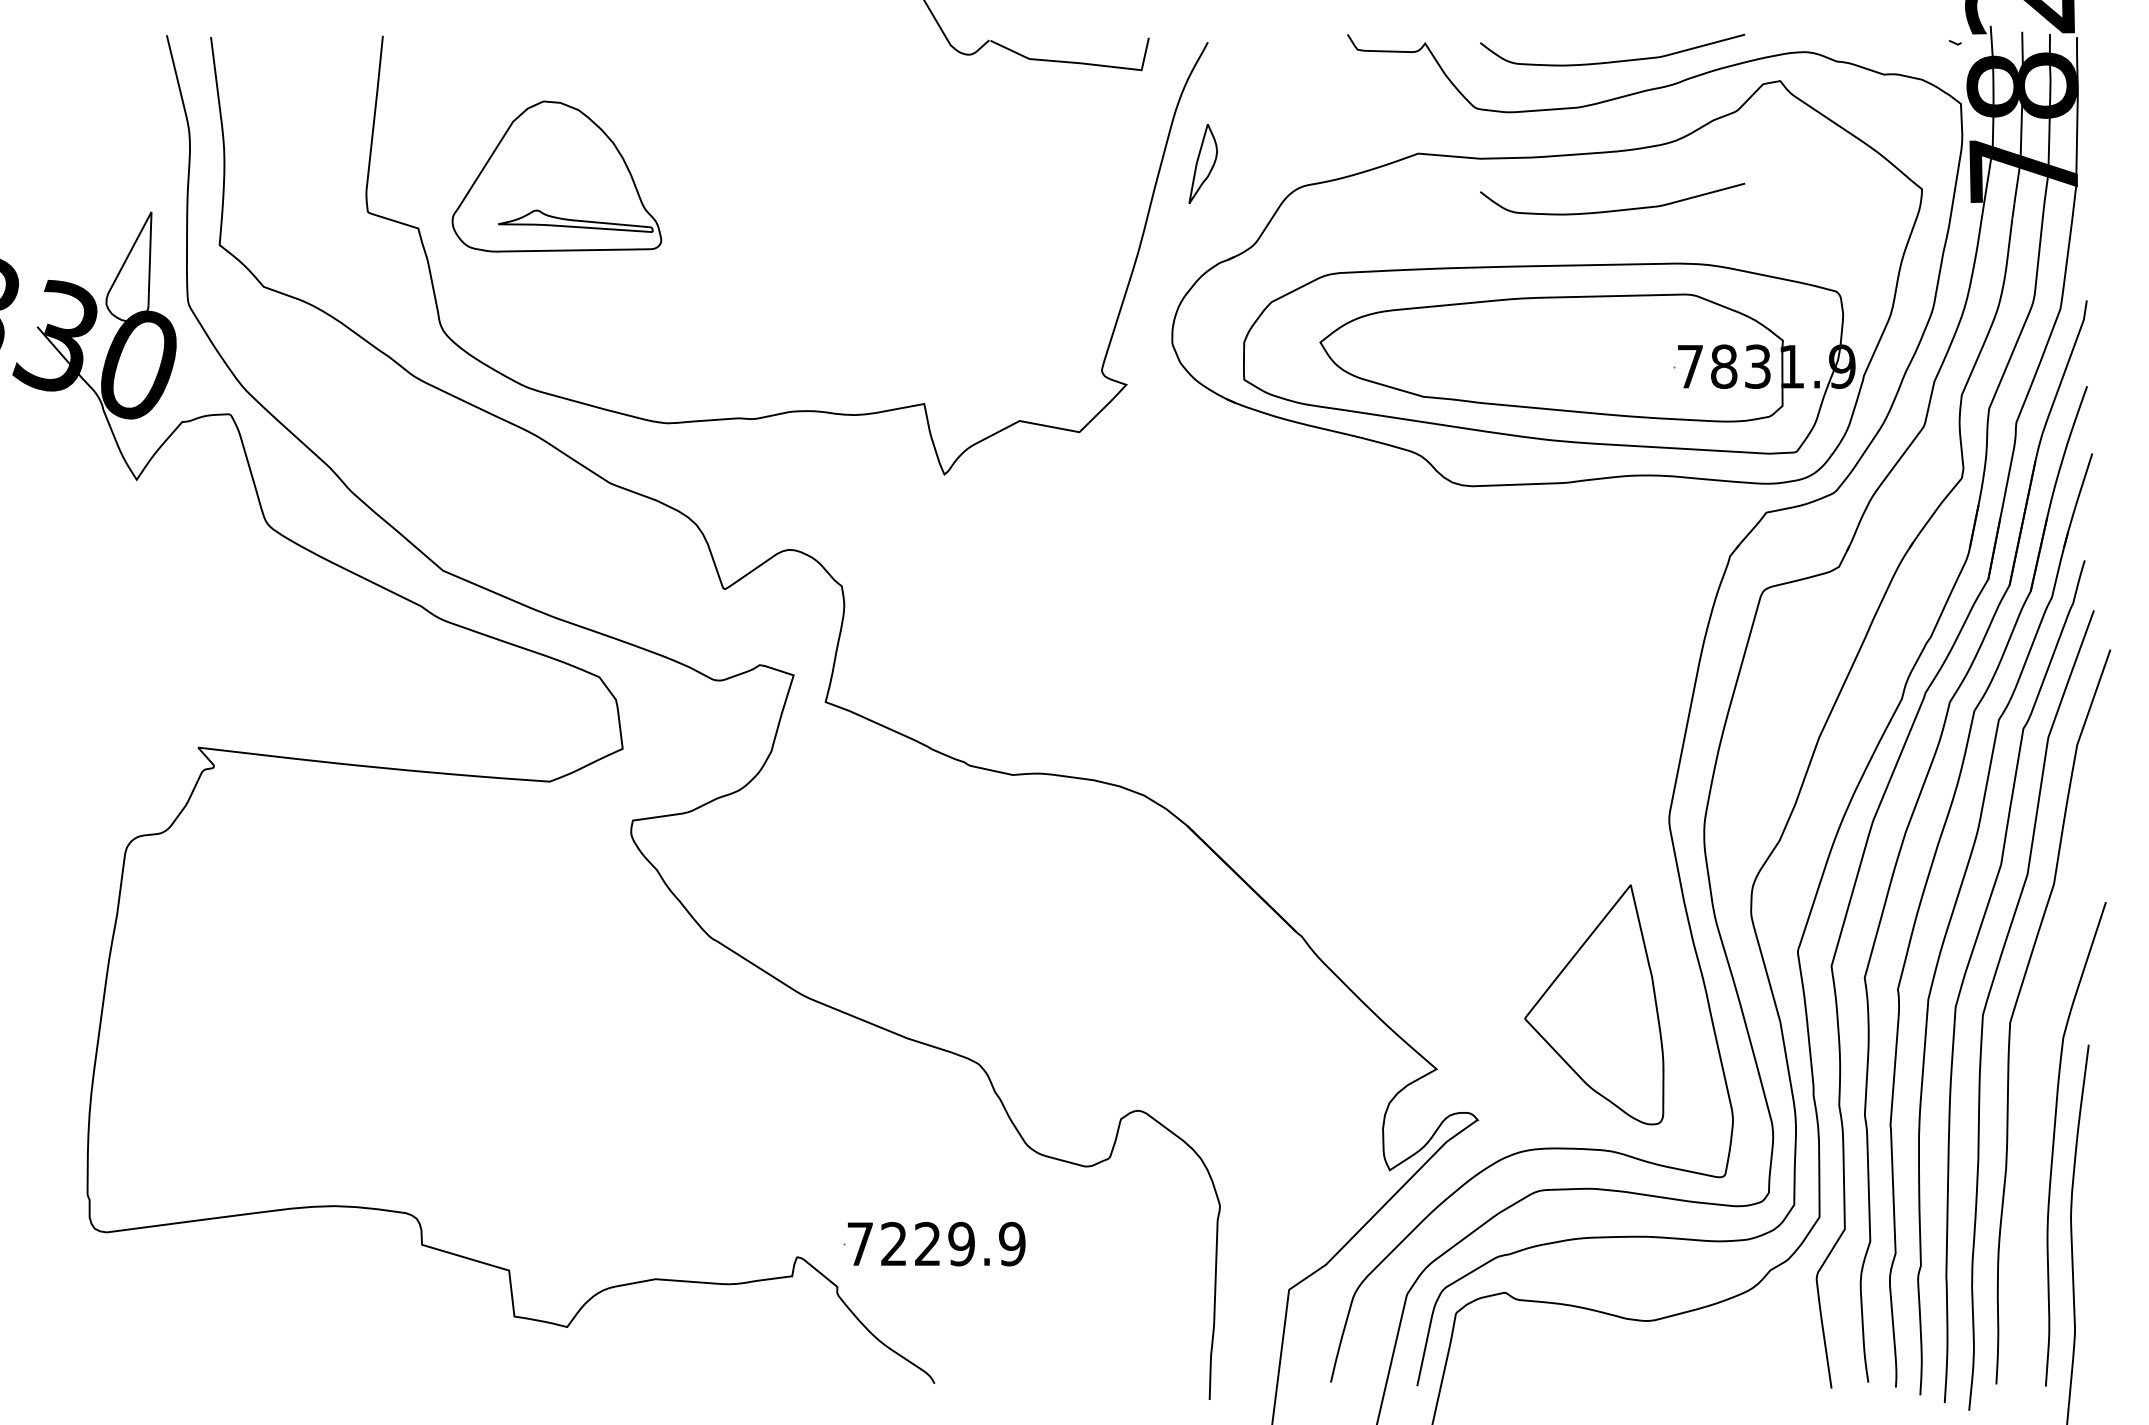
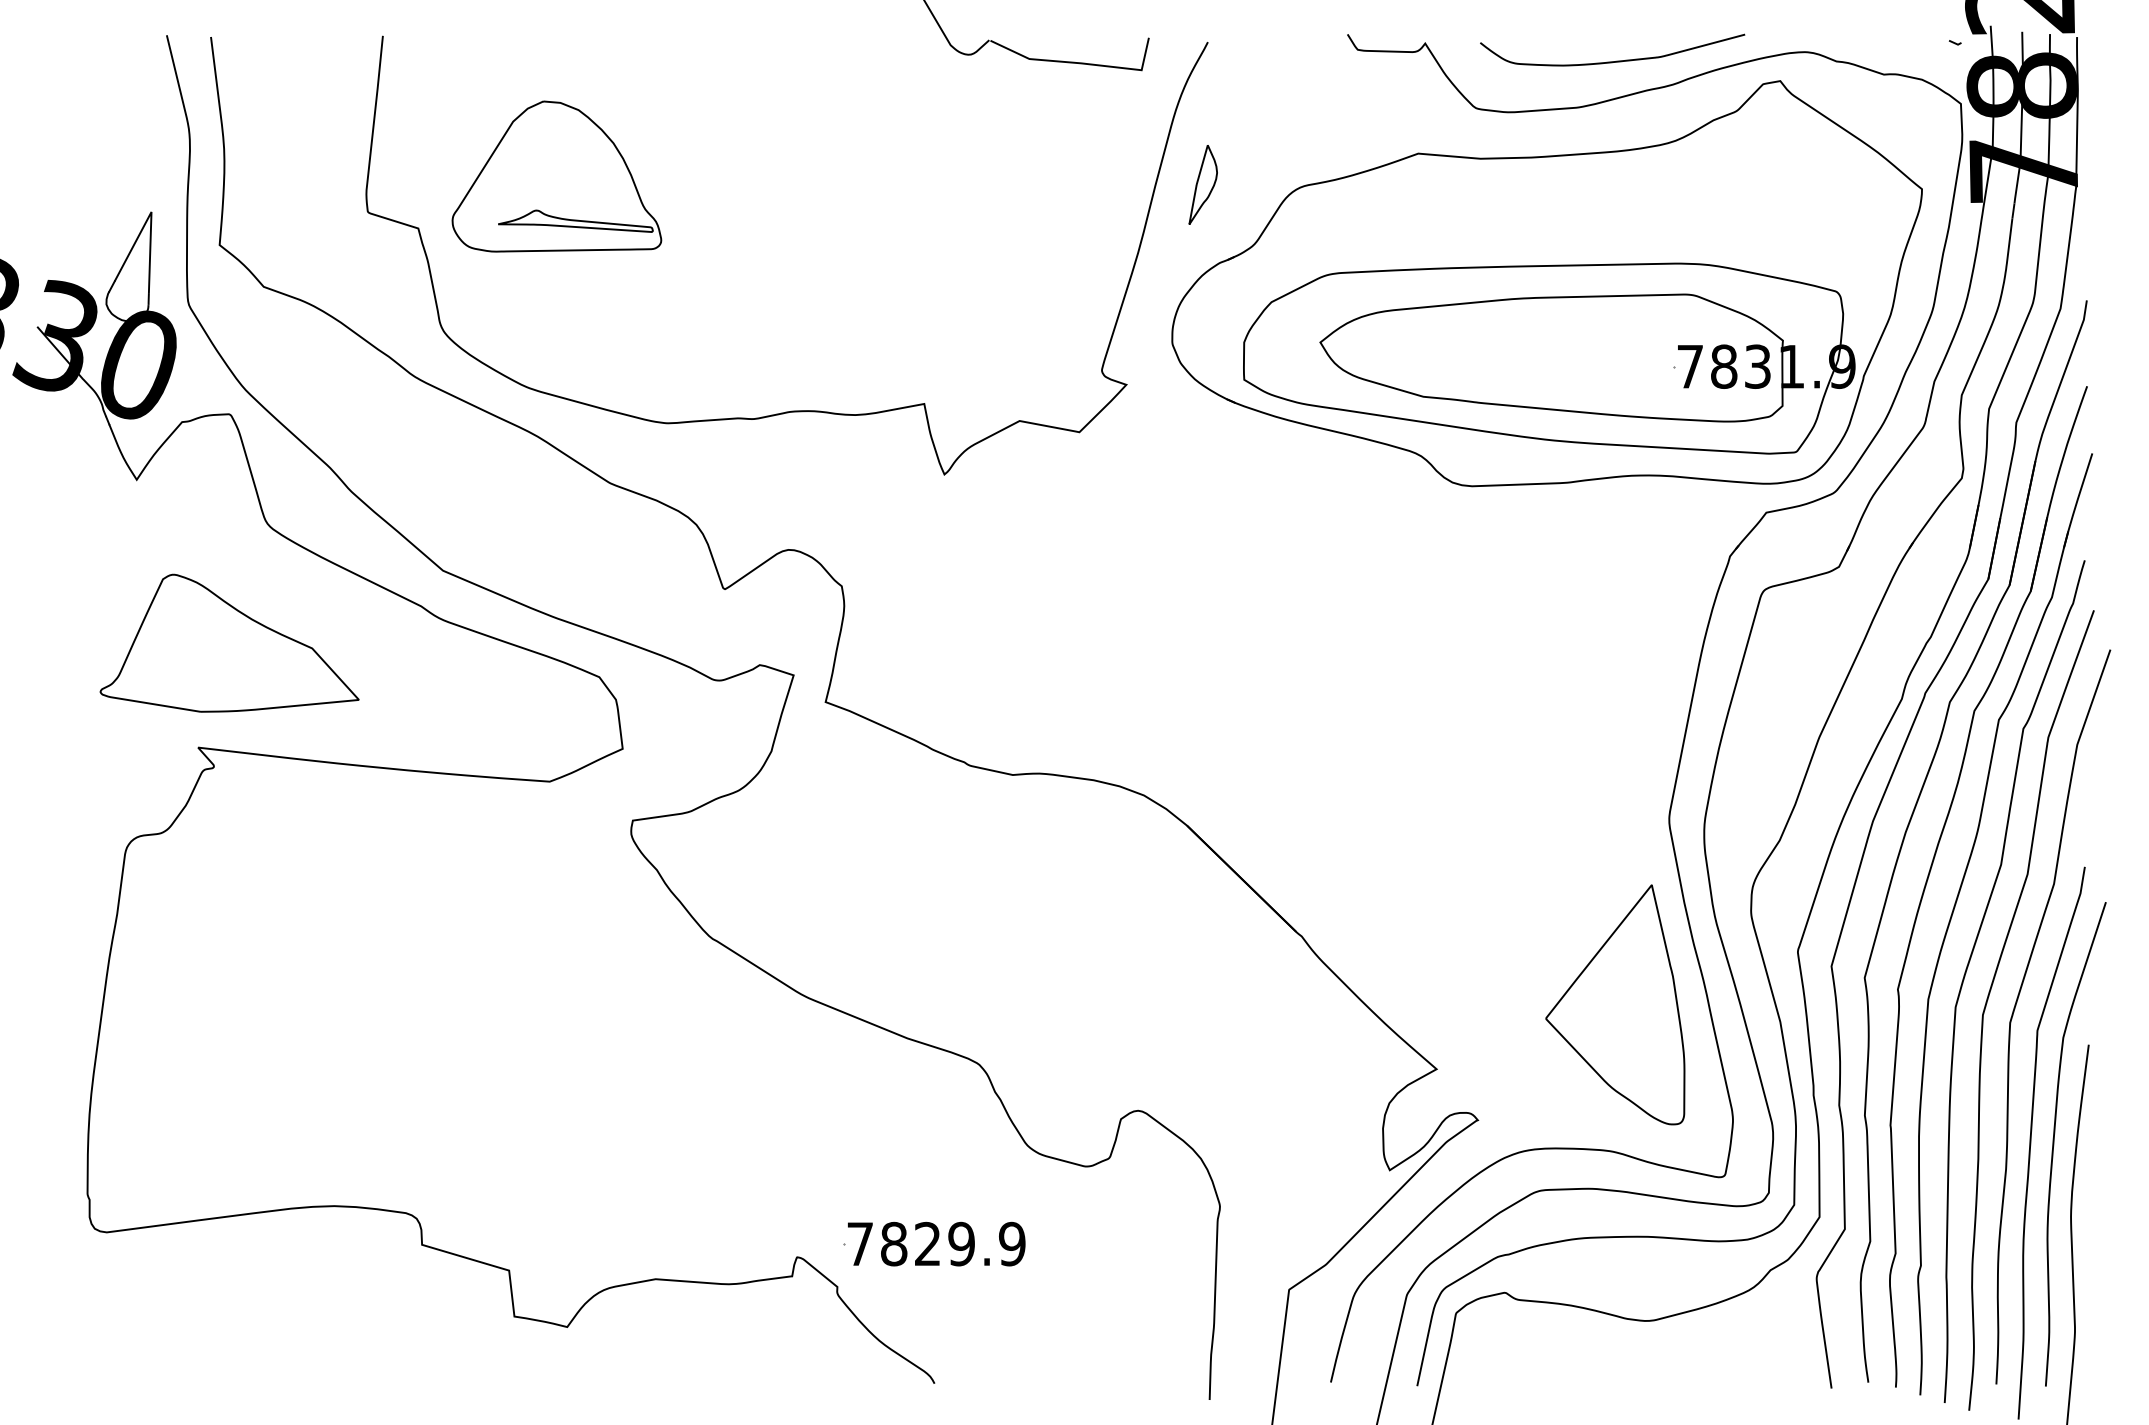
part position: (1202, 163) -> (1202, 184) (1202, 184)
curve: present -> none (1616, 209)
part: none -> present (229, 642)
part position: (1594, 1004) -> (1615, 1004) (1615, 1004)
curve: none -> present (2031, 1142)
text: 7229.9 -> 7829.9 (894, 1243)
